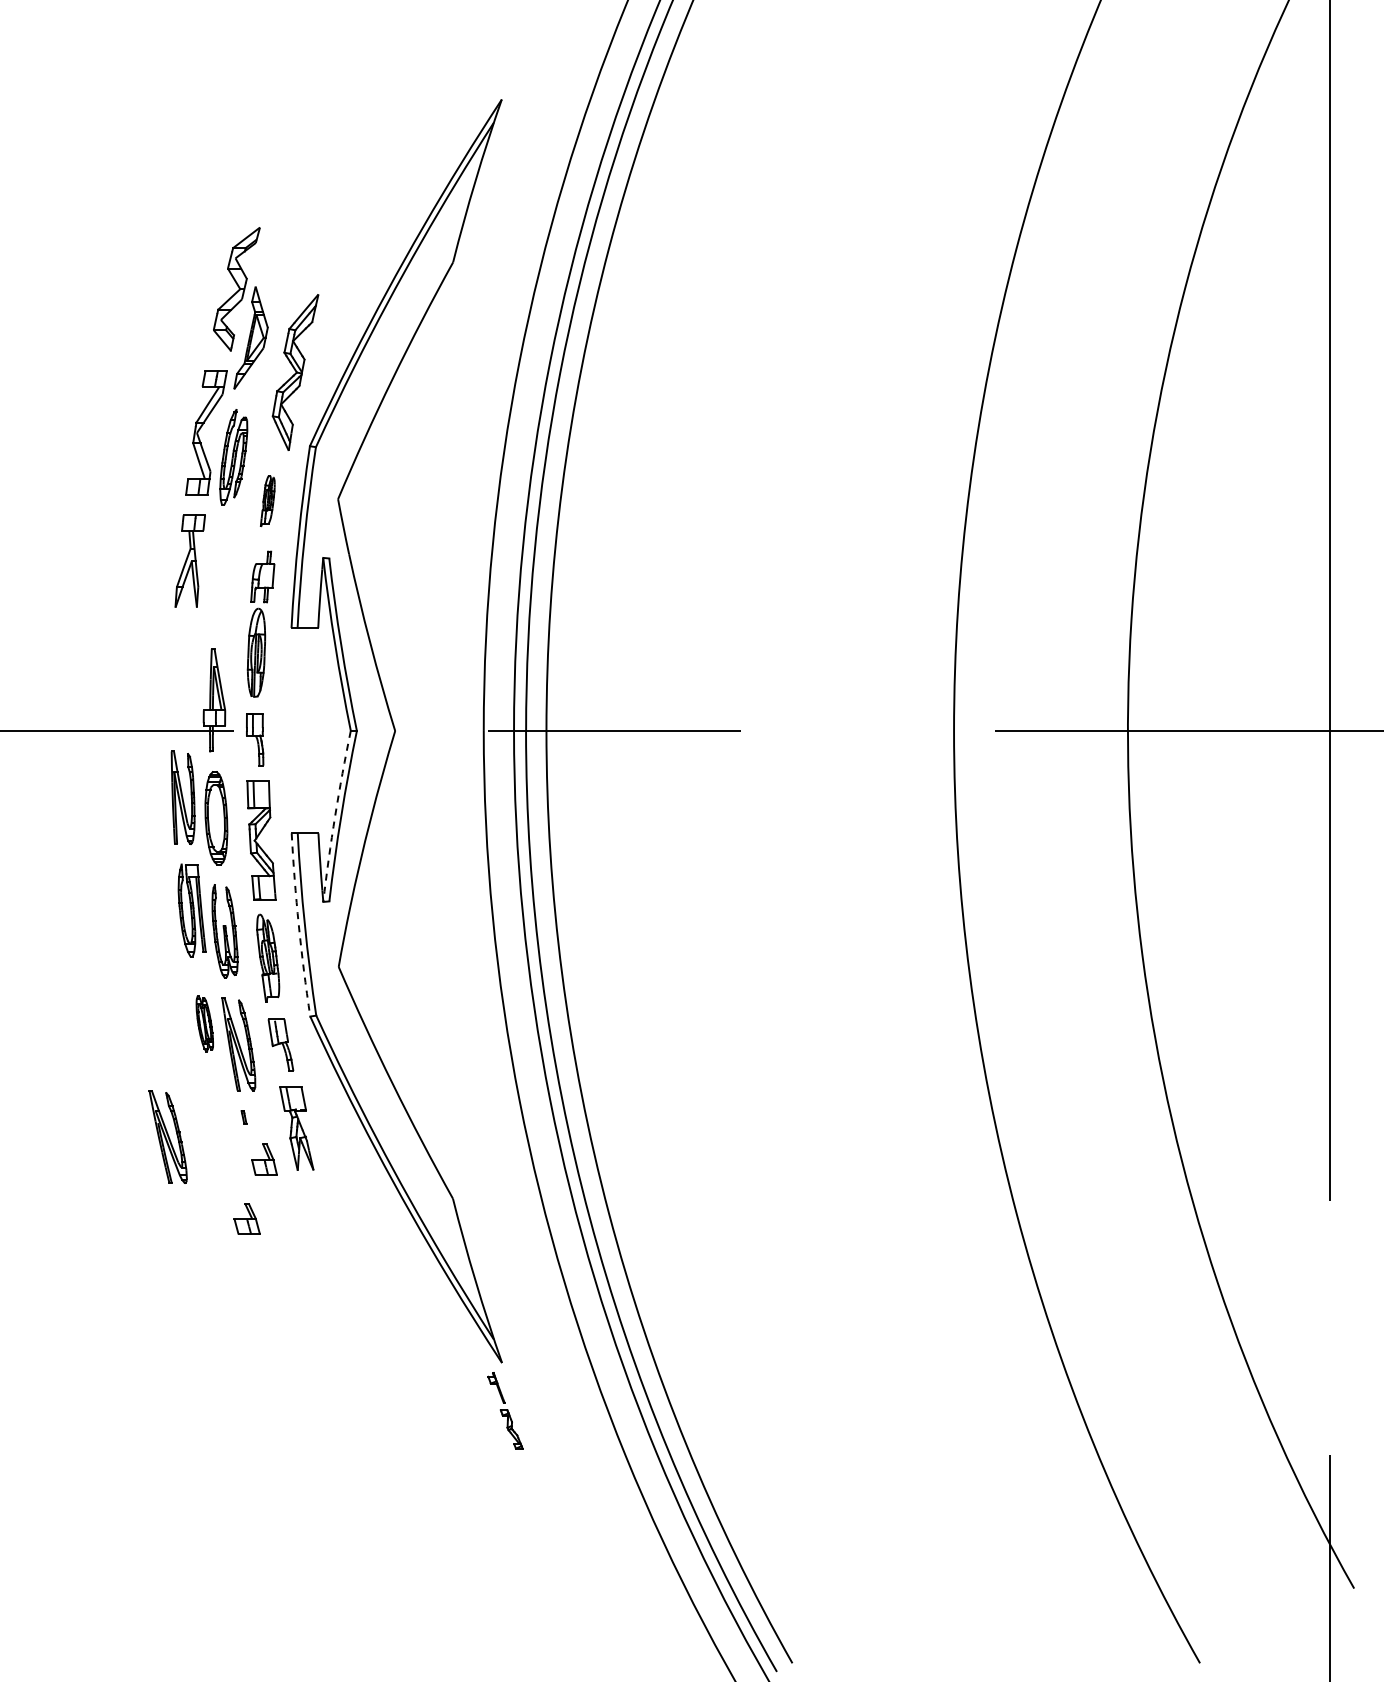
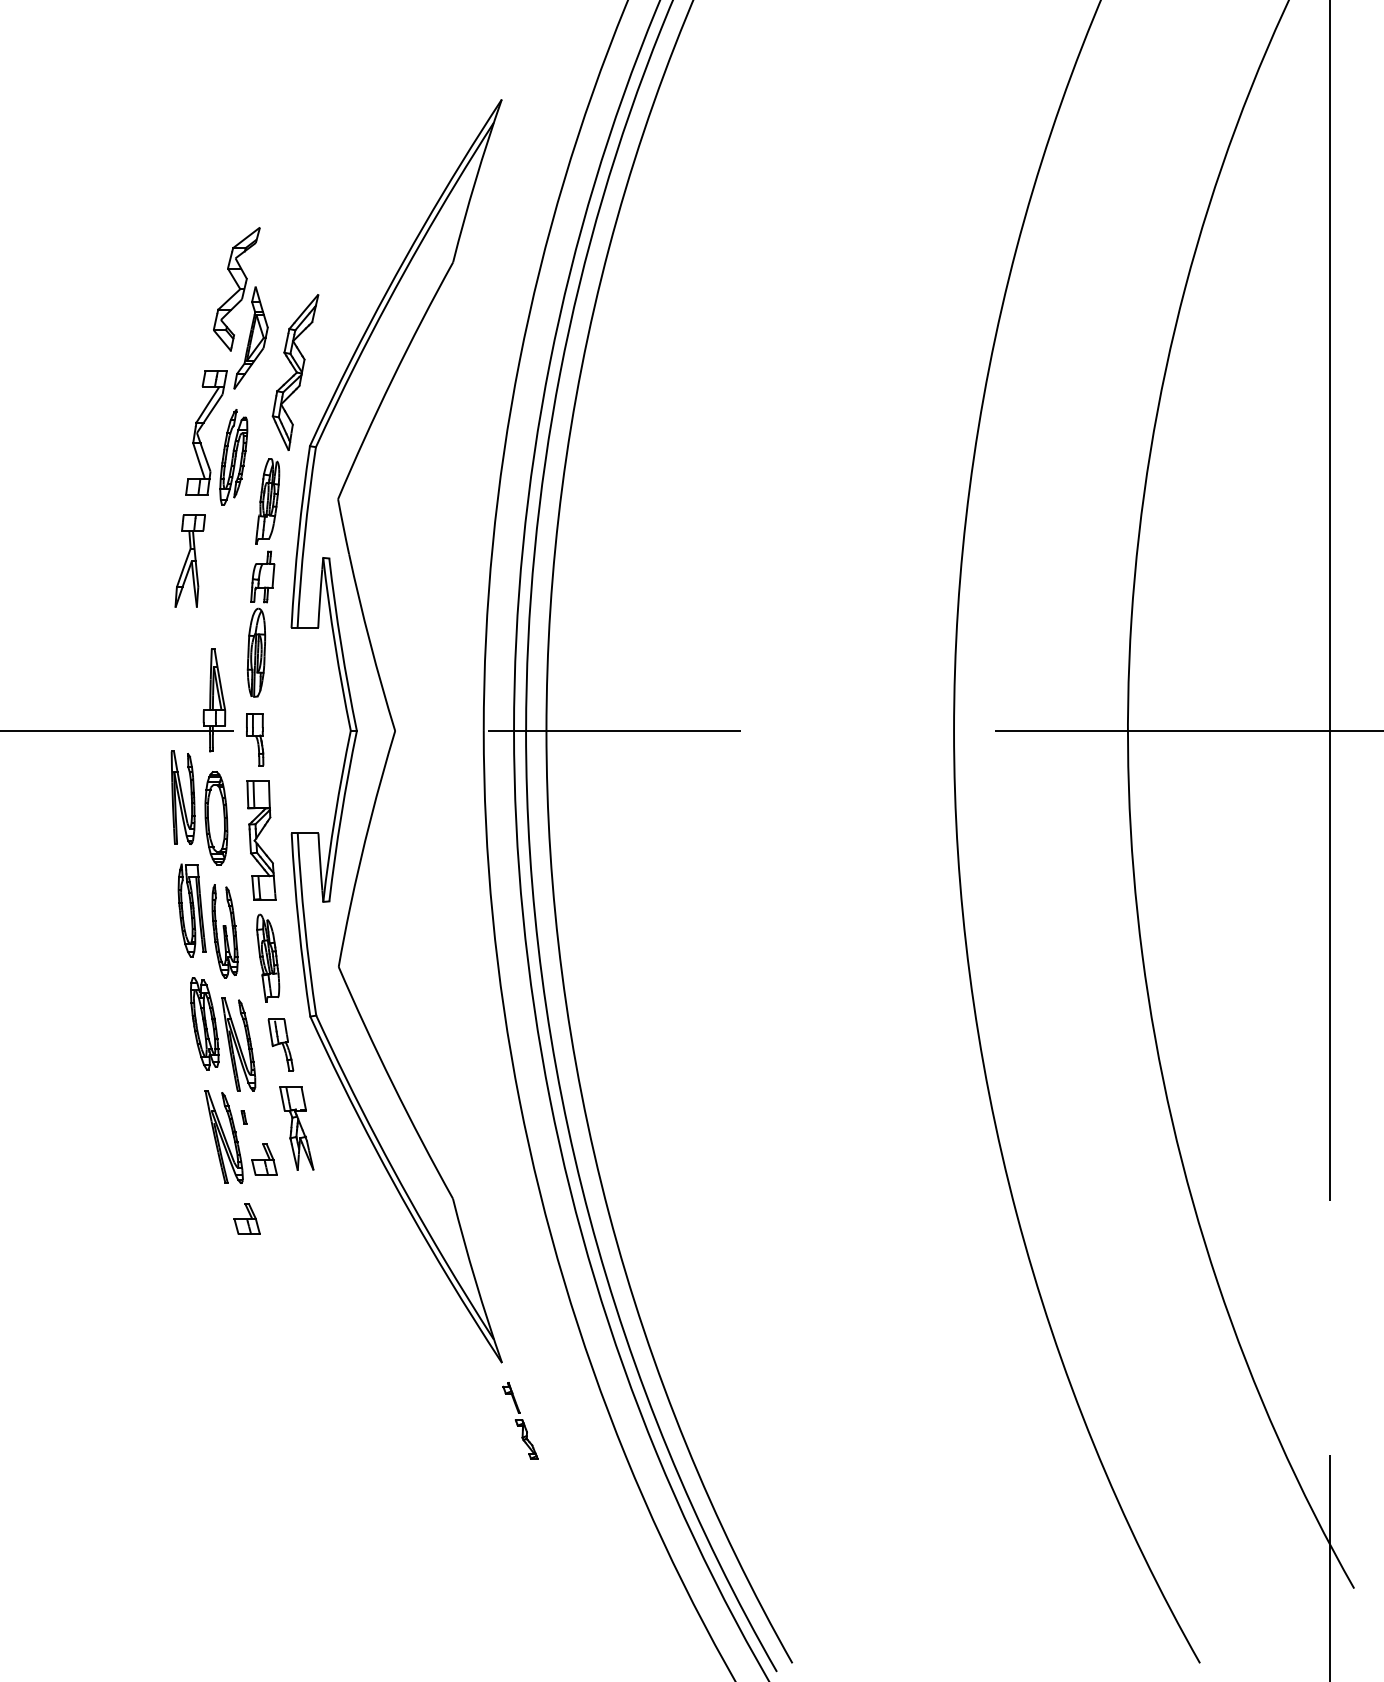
part size: 16x53 px -> 26x87 px (267, 501)
arc: dashed -> solid (335, 816)
arc: dashed -> solid (298, 925)
part size: 19x58 px -> 30x94 px (204, 1023)
part position: (167, 1136) -> (223, 1136) (223, 1136)
part position: (505, 1410) -> (520, 1420) (520, 1420)
